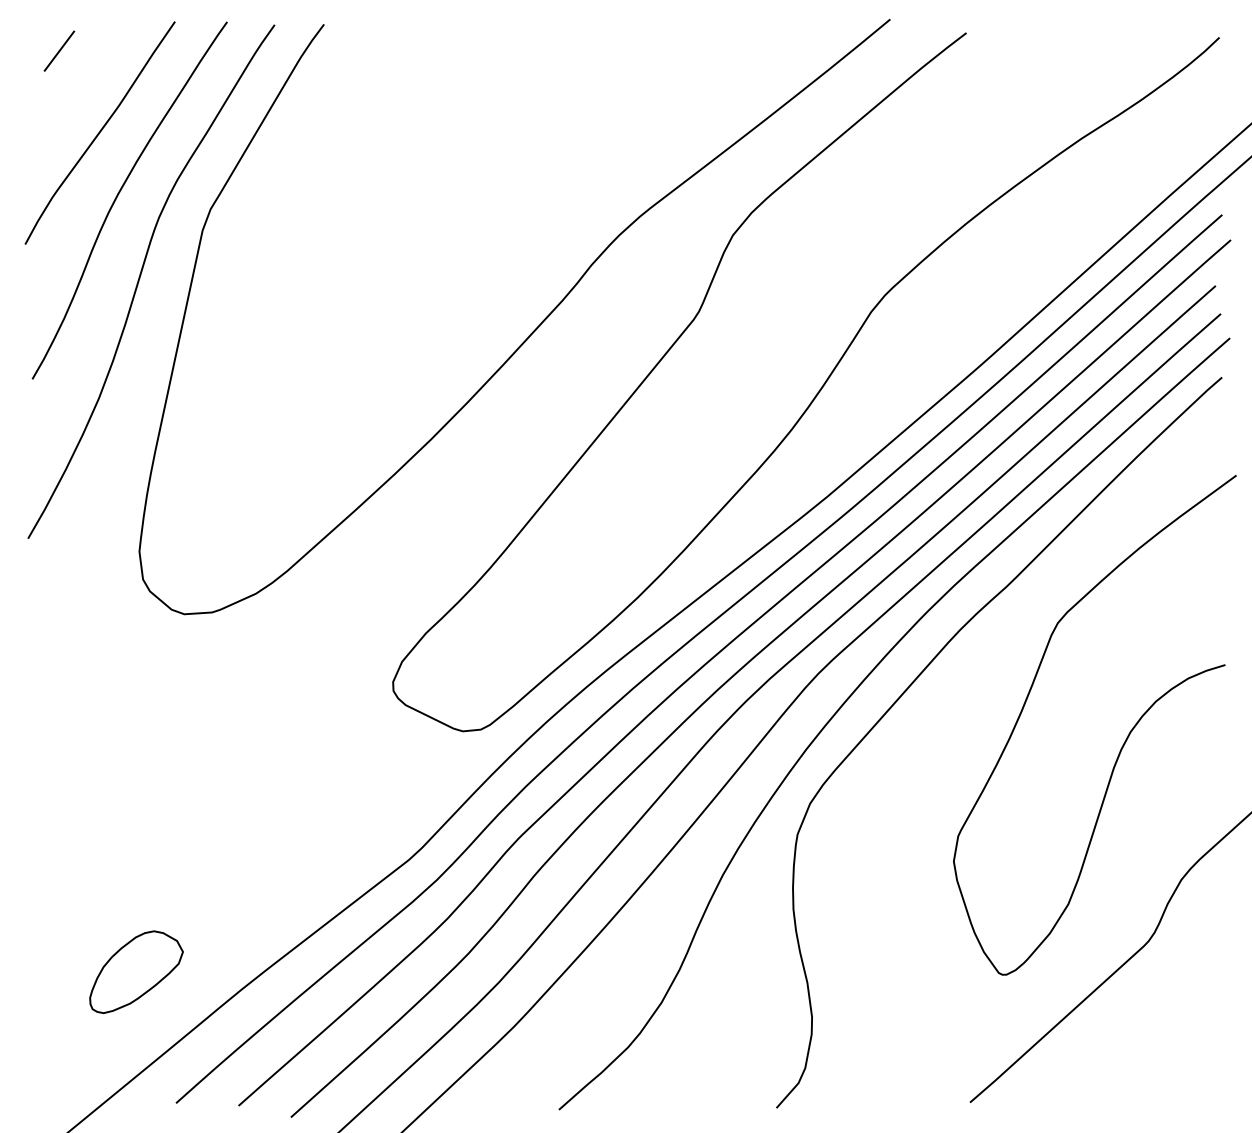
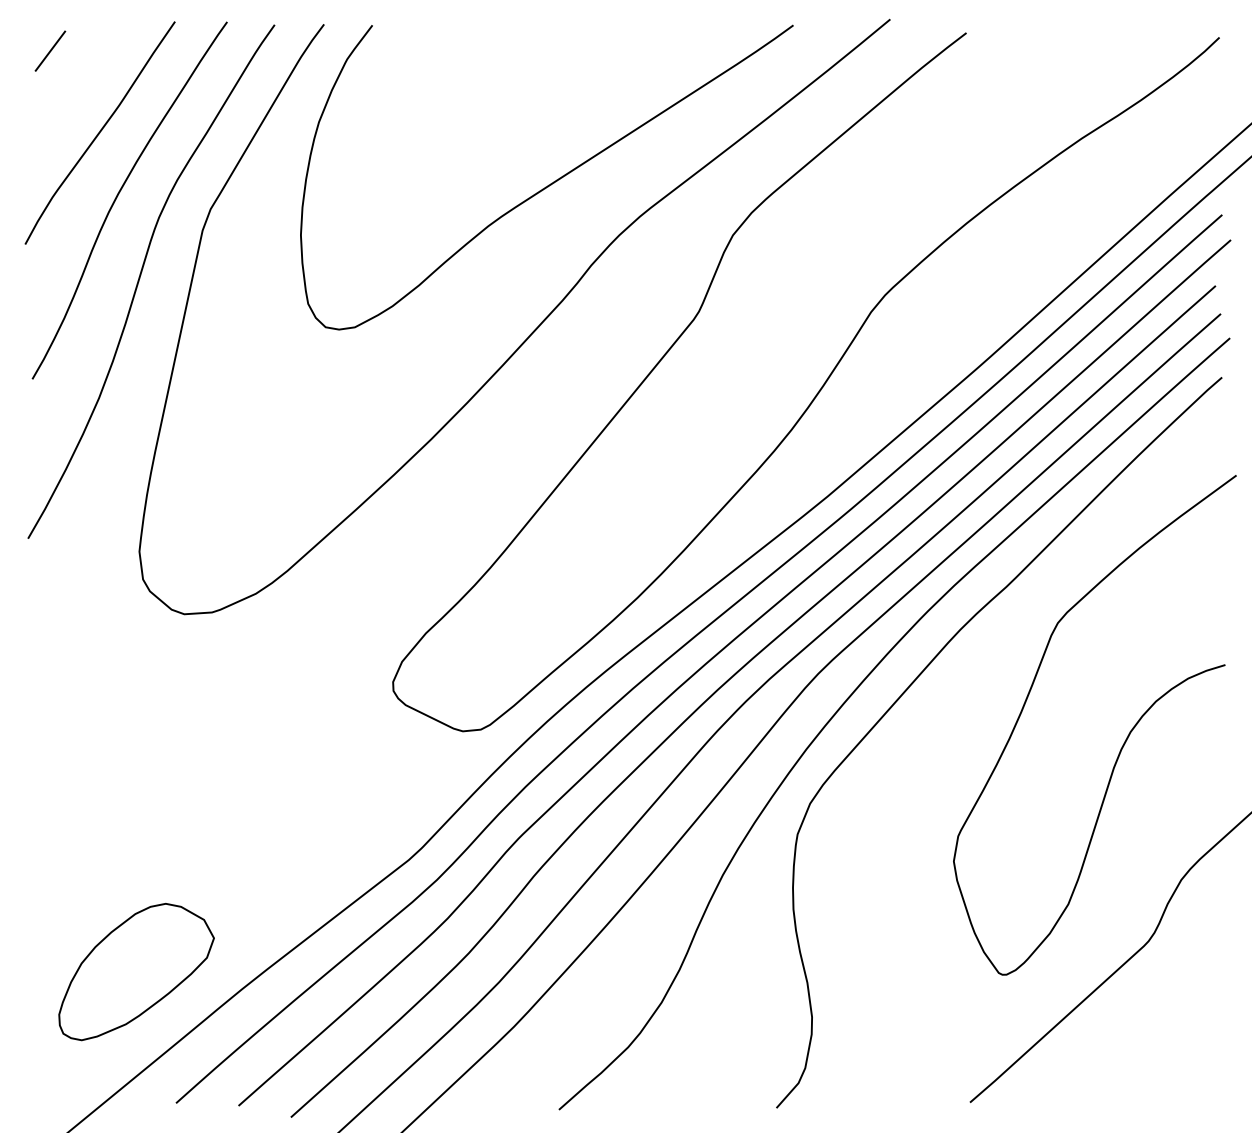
line position: (59, 50) -> (50, 50) (50, 50)
curve: none -> present (550, 183)
part size: 95x84 px -> 157x139 px (136, 972)
